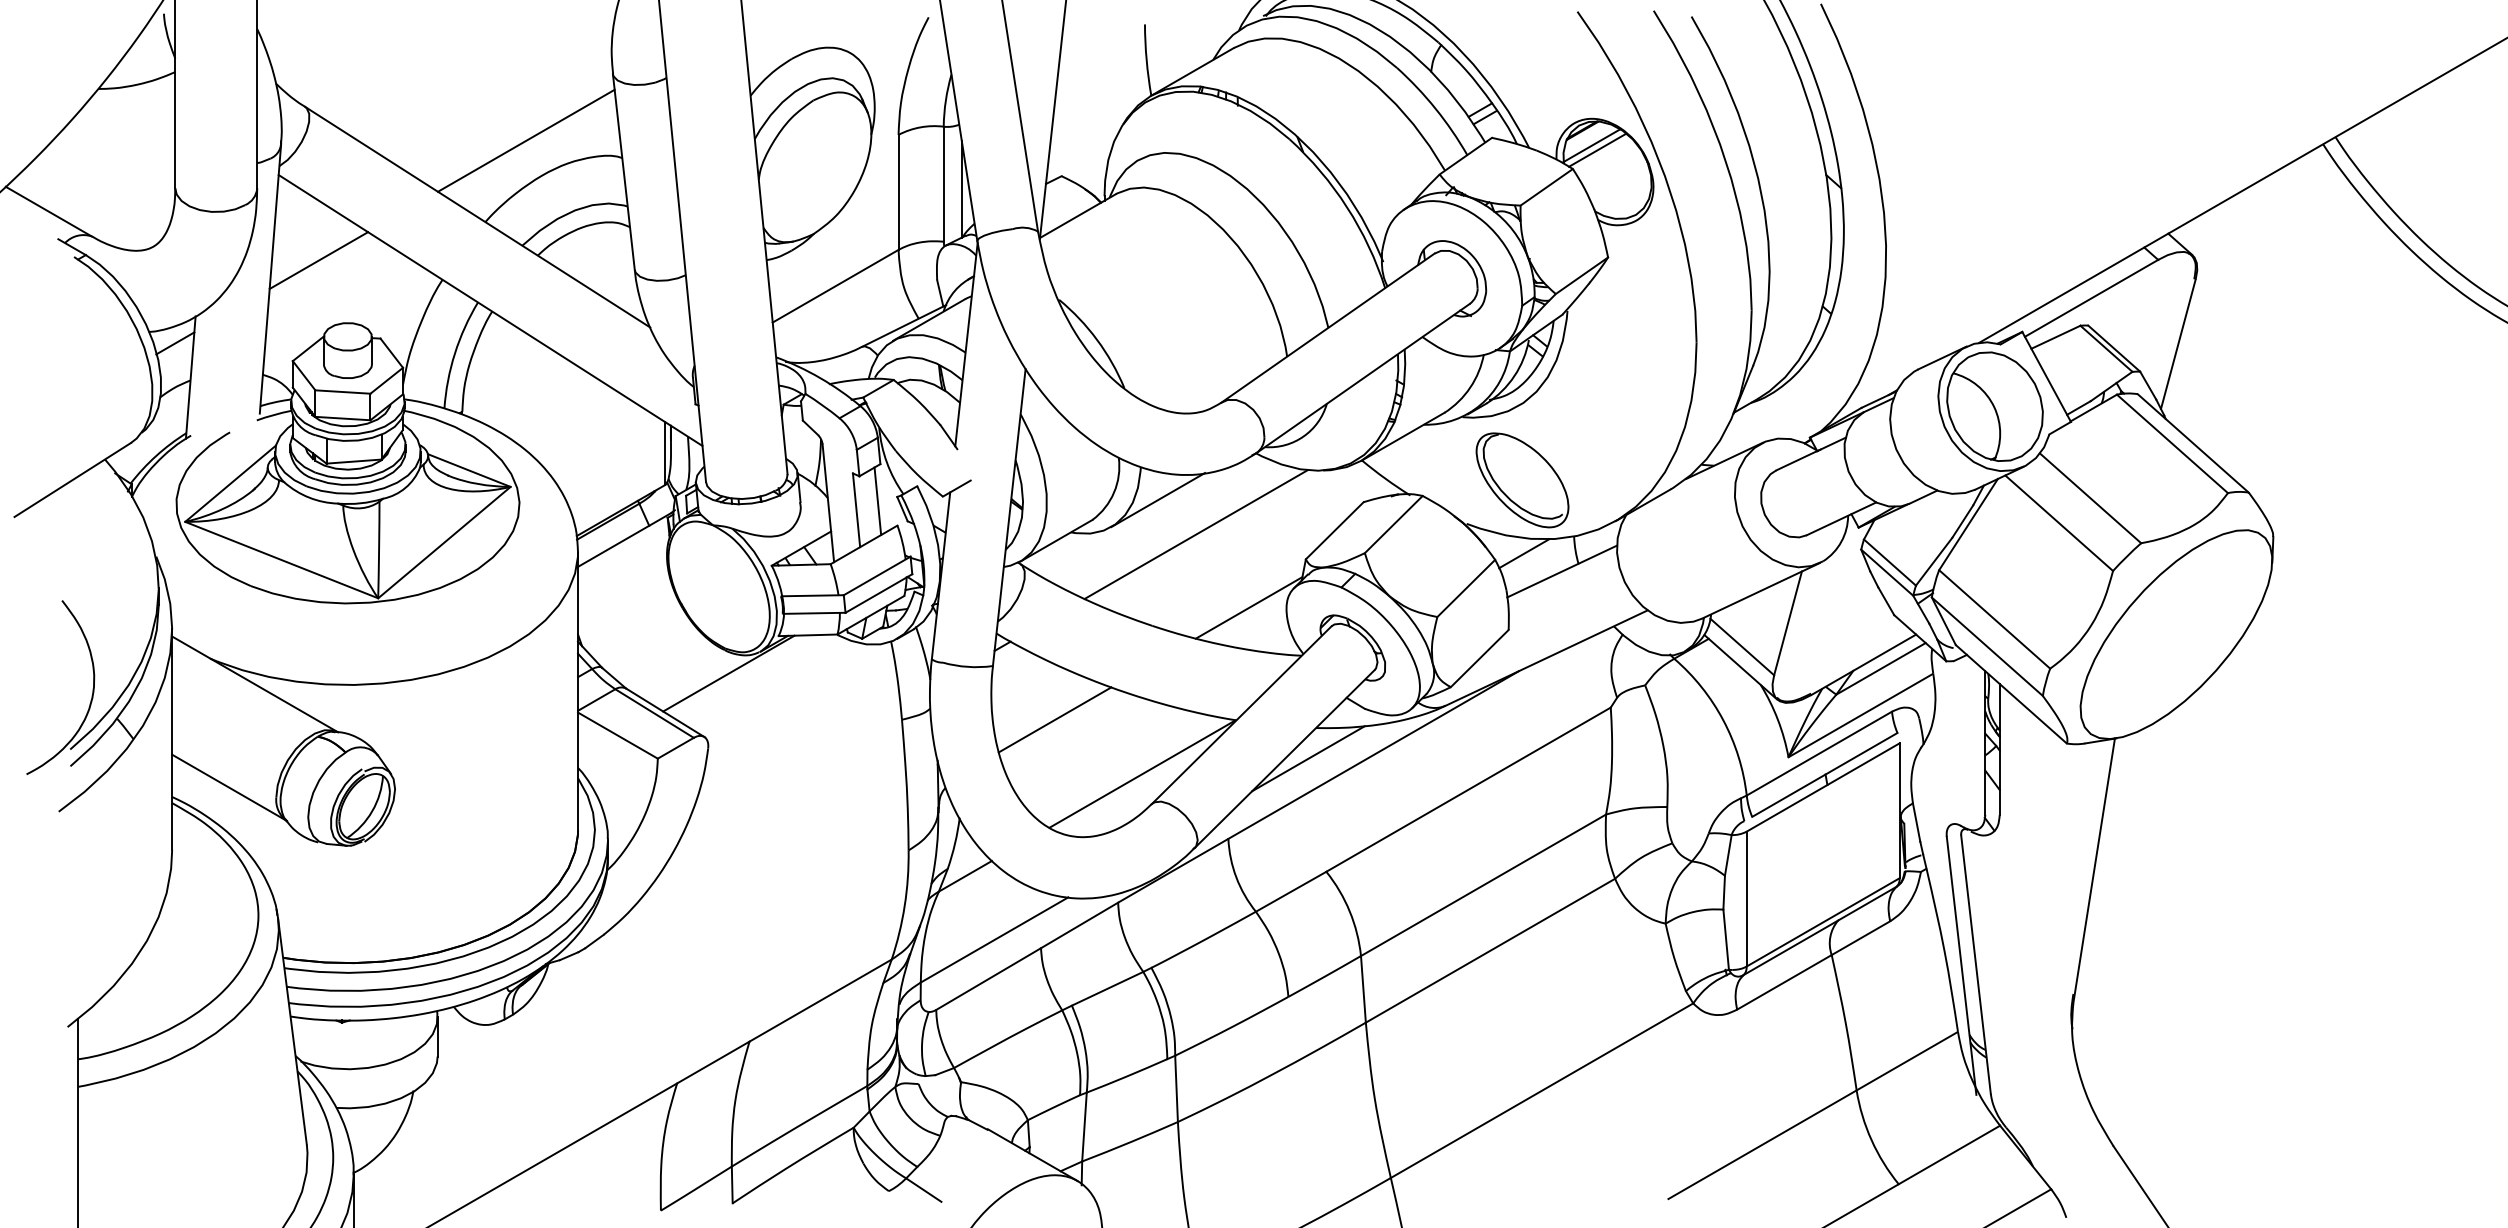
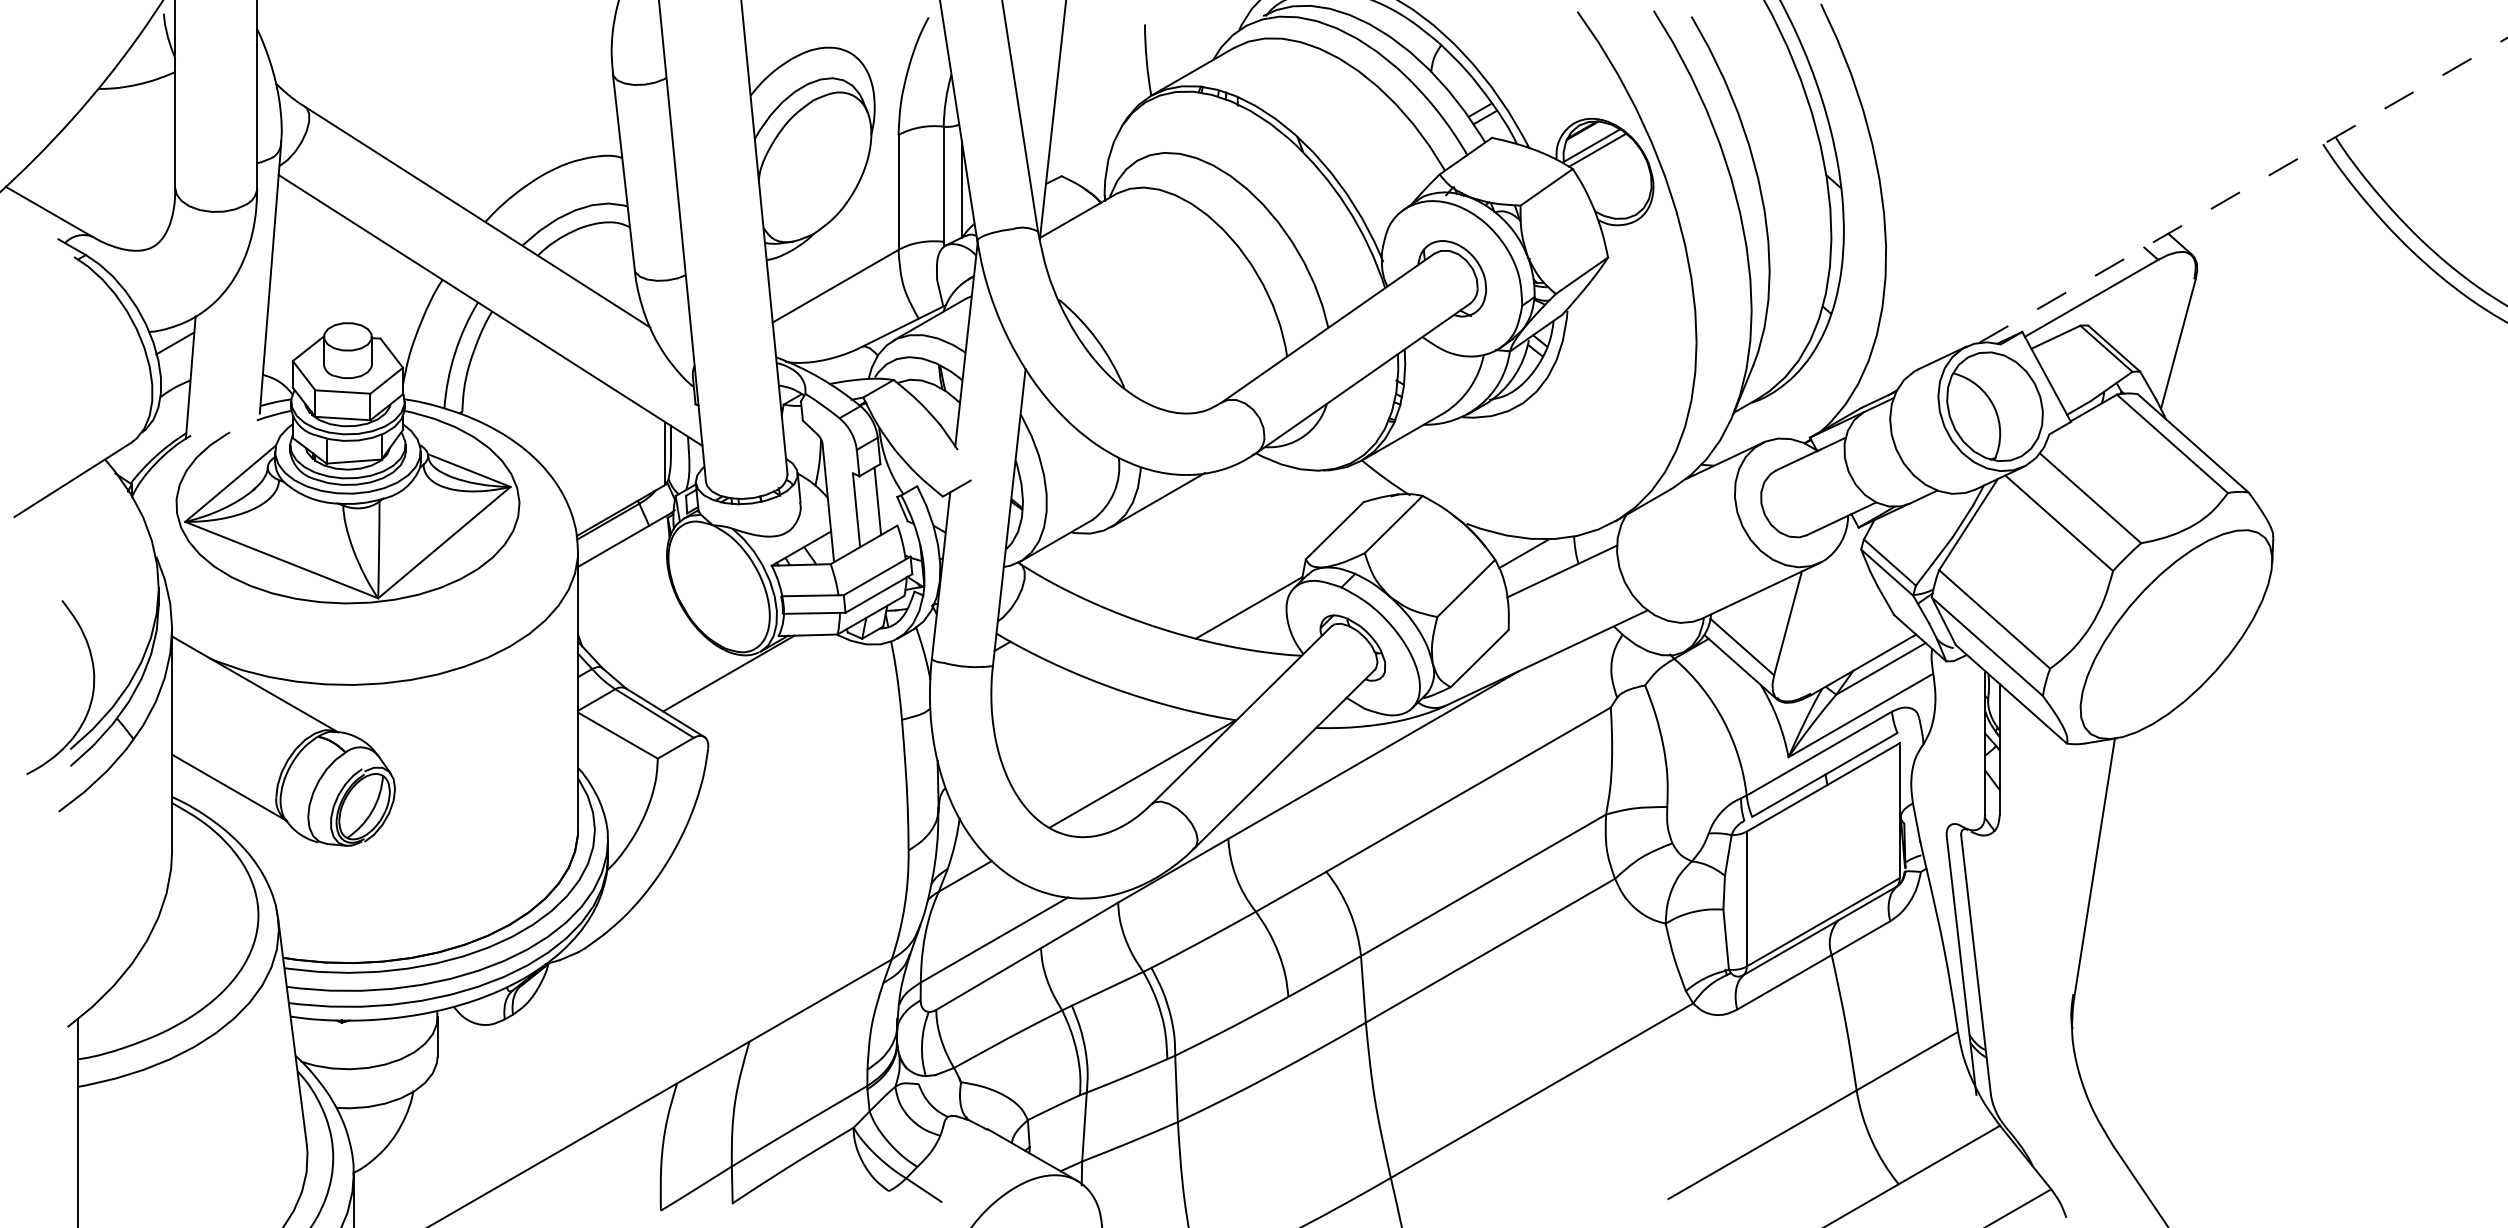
line: present -> none (526, 140)
line: solid -> dashed (2243, 190)
line: present -> none (318, 260)
part: present -> none (1522, 480)
line: present -> none (1195, 534)
line: present -> none (1054, 719)
line: present -> none (1308, 758)
